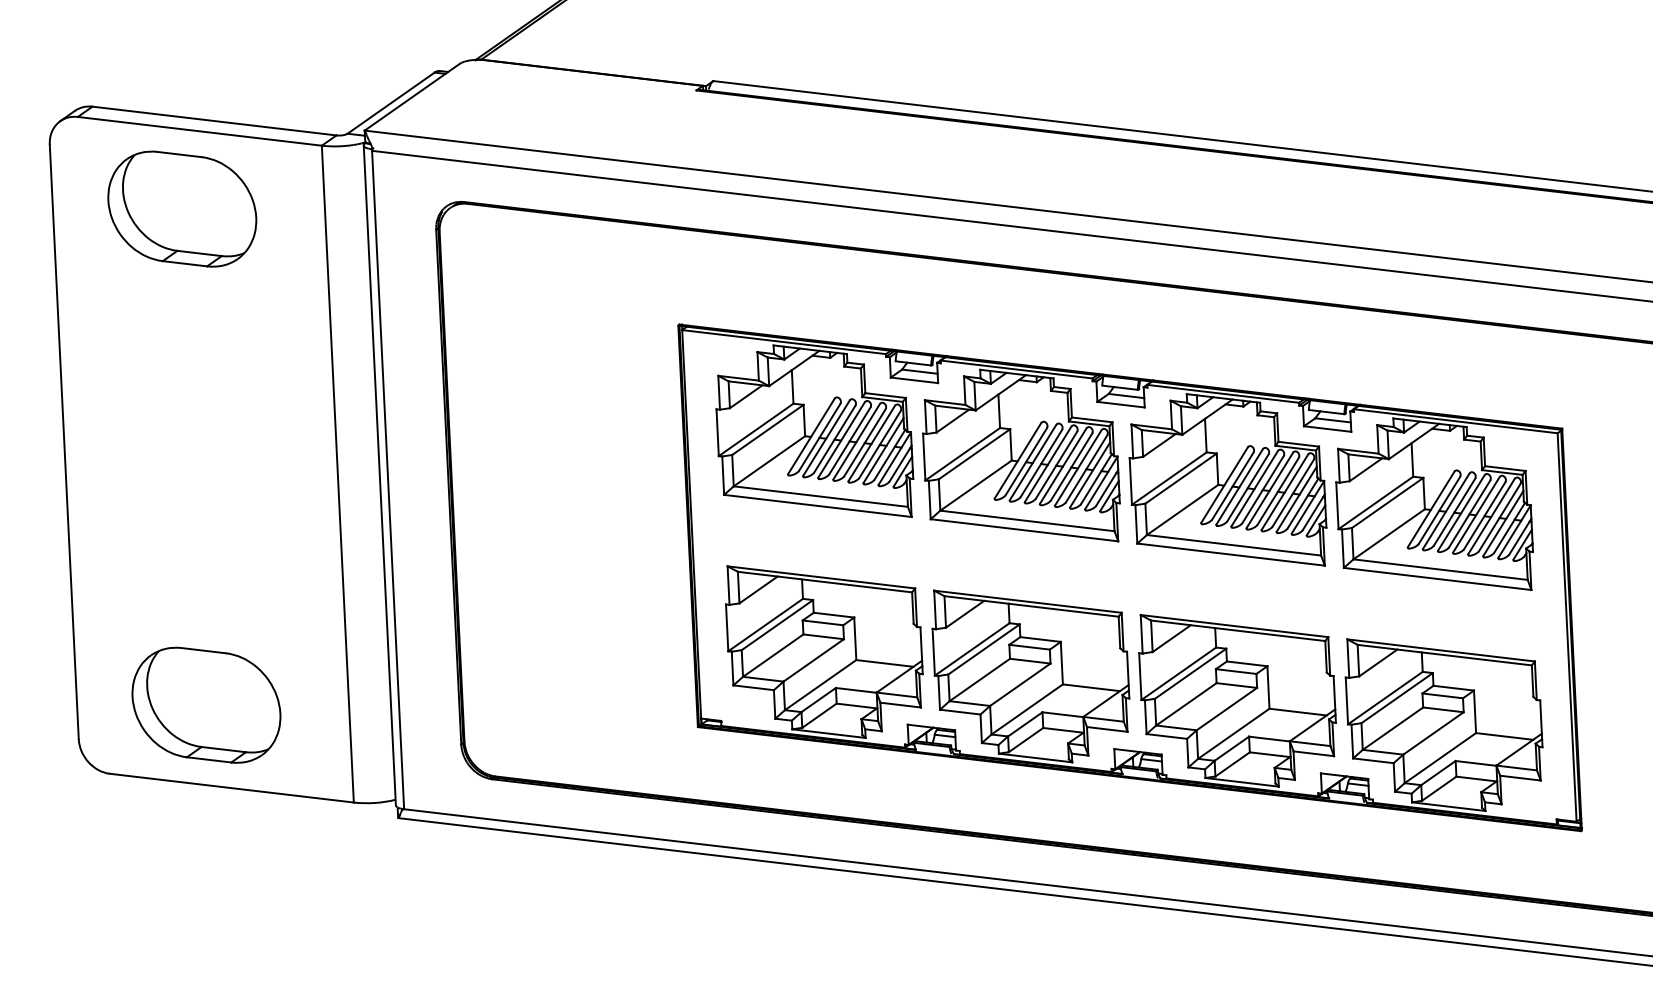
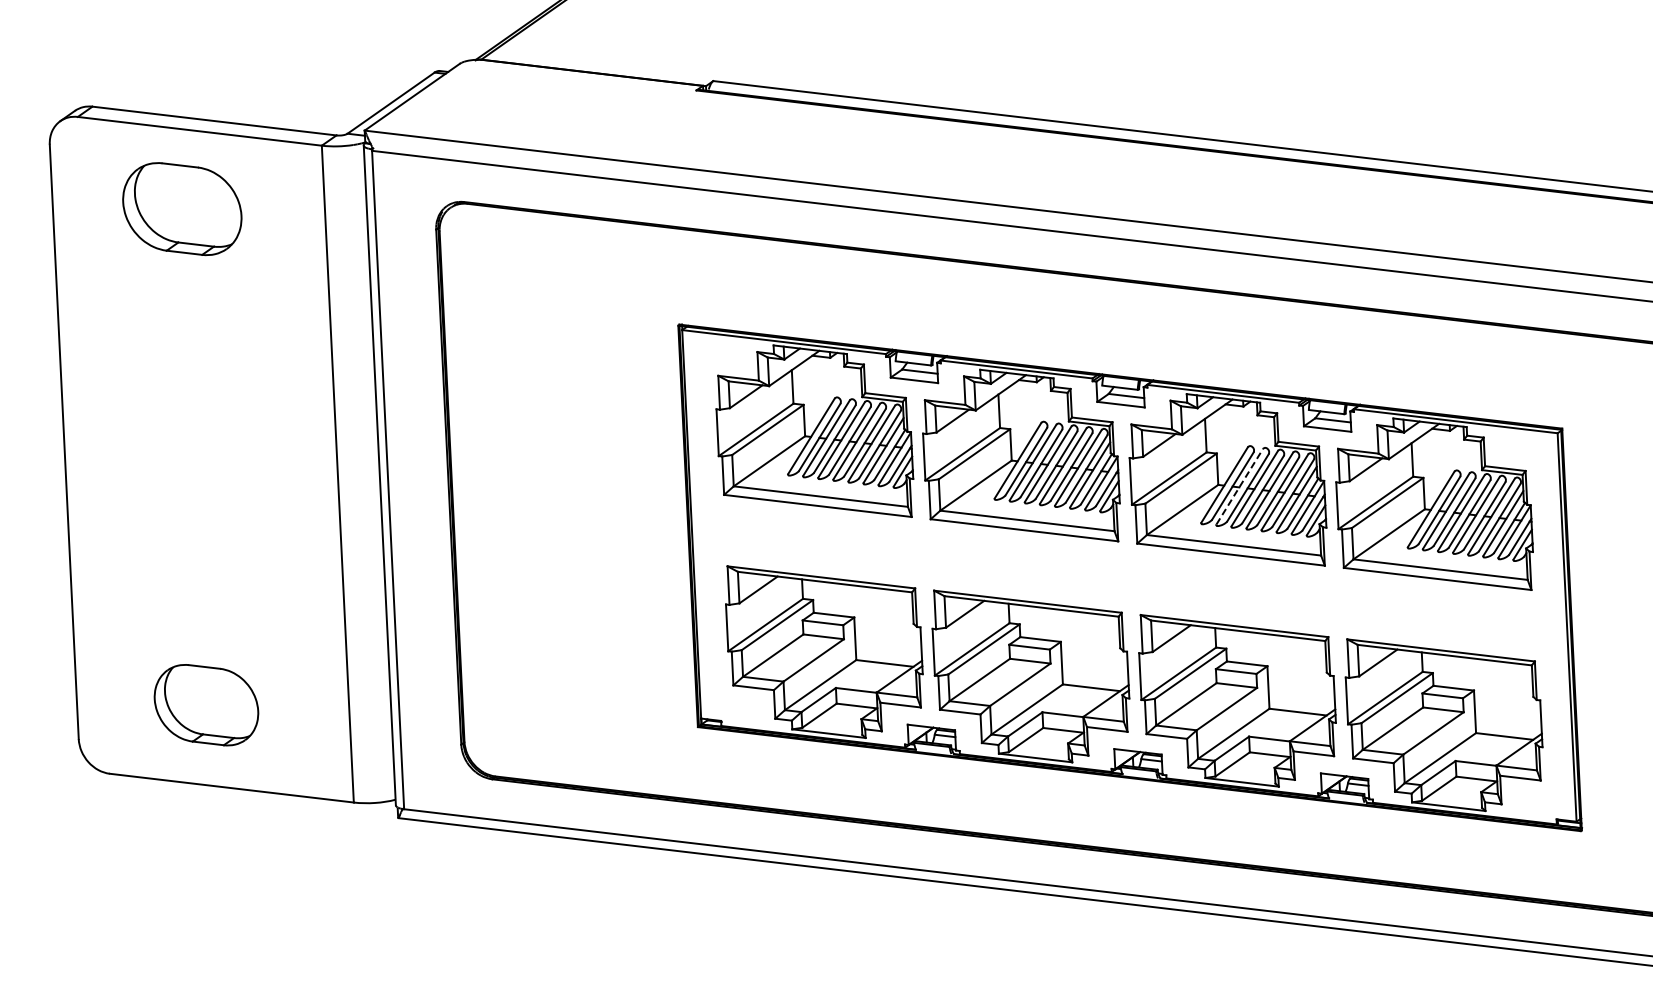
part size: 151x118 px -> 121x95 px (182, 209)
line: solid -> dashed (1239, 486)
part size: 151x118 px -> 107x83 px (206, 705)
